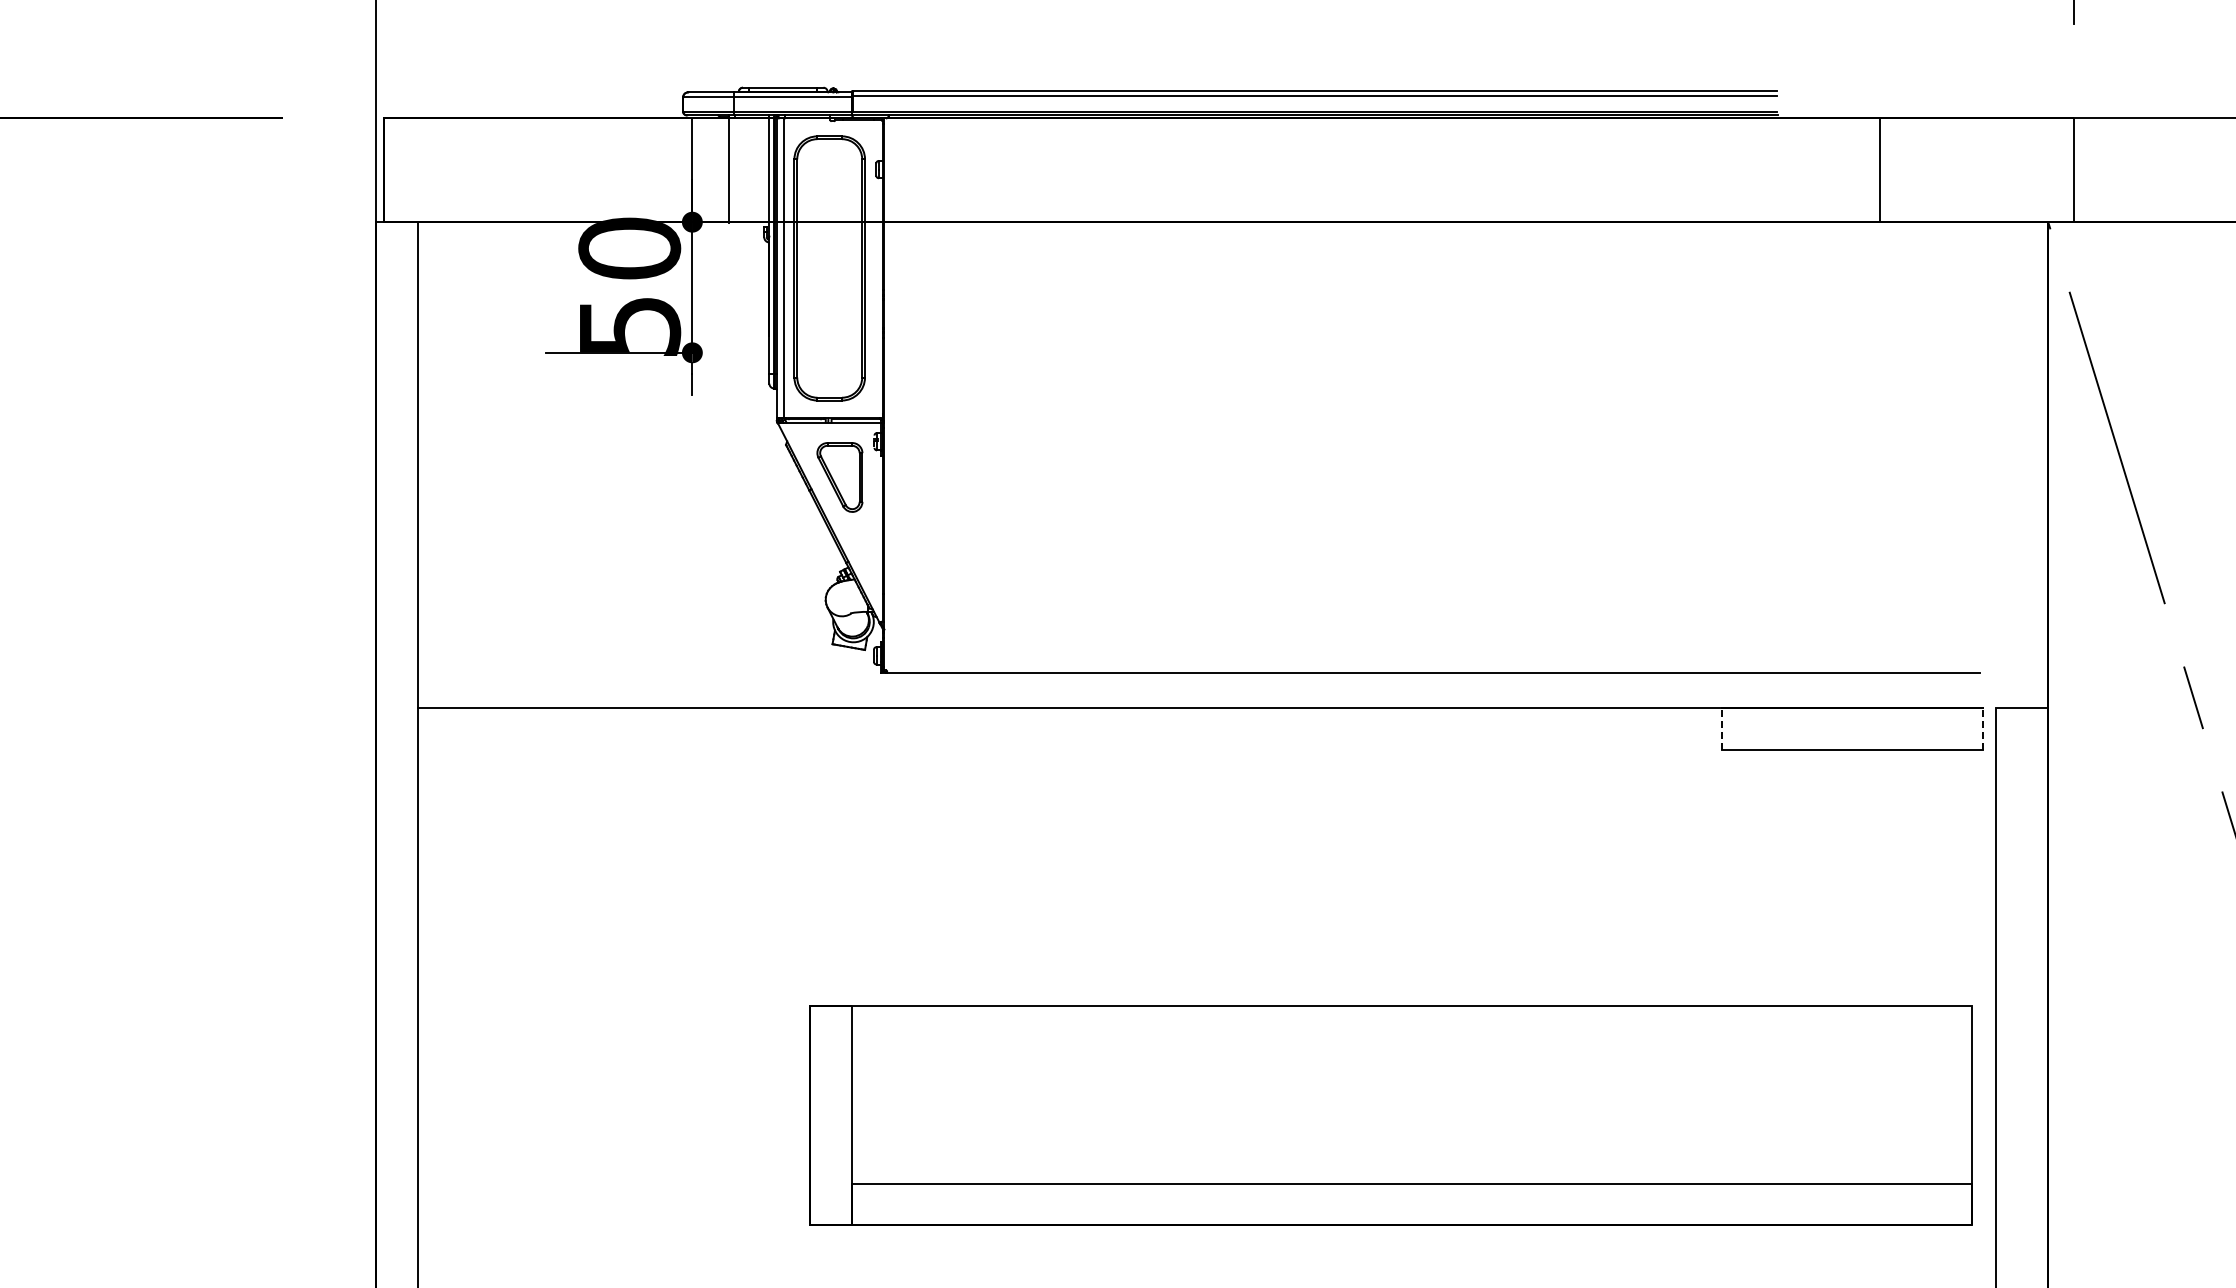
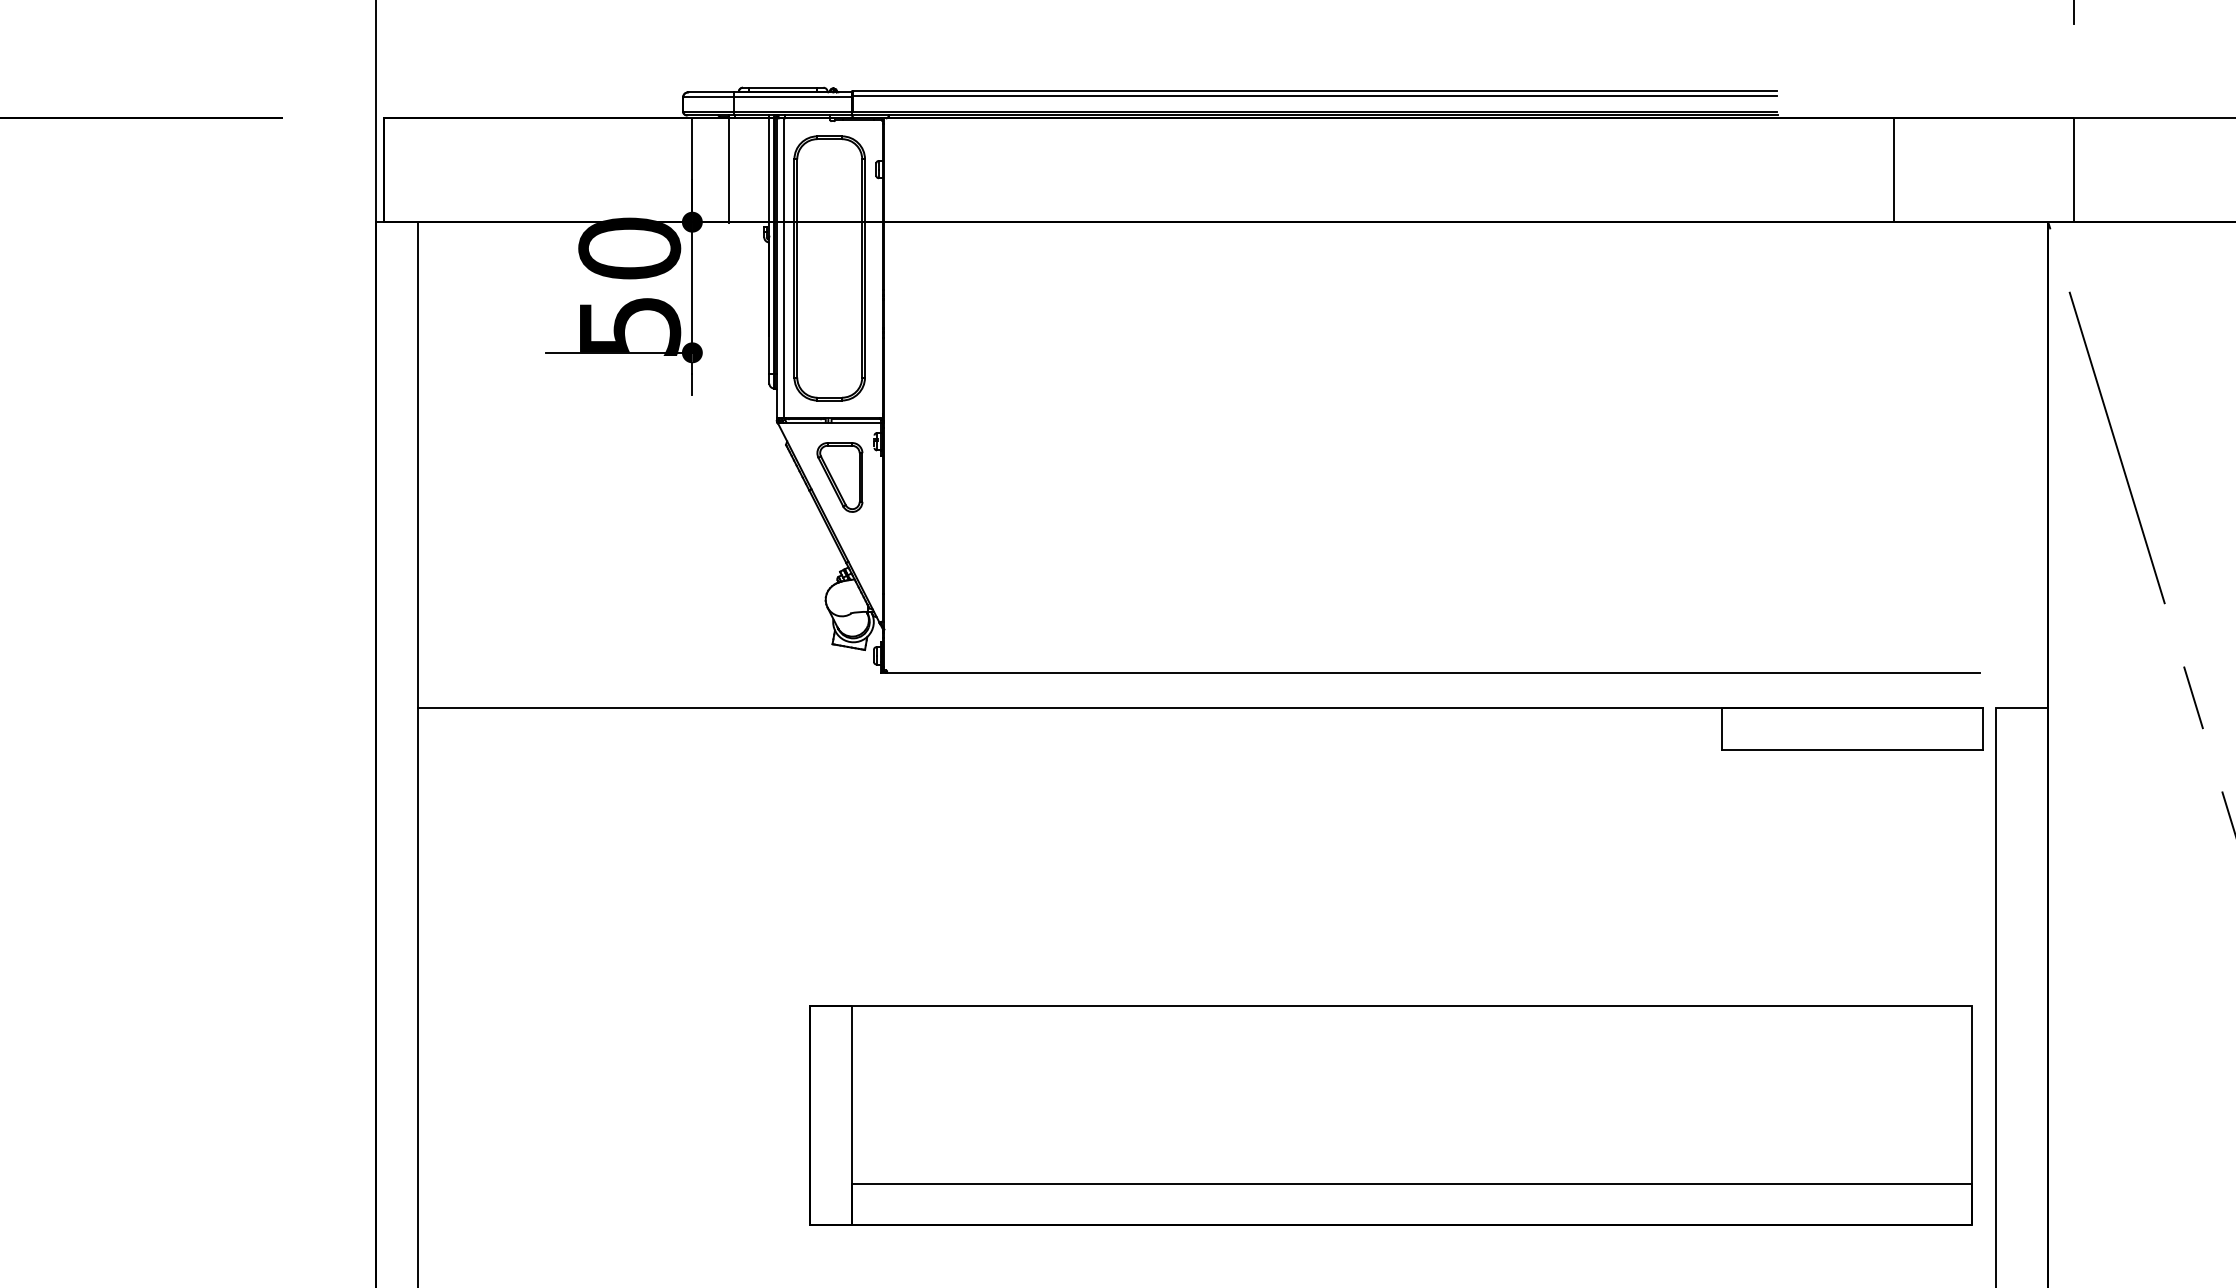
line position: (1880, 169) -> (1894, 169) (1894, 169)
line: dashed -> solid (1721, 729)
line: dashed -> solid (1982, 729)
